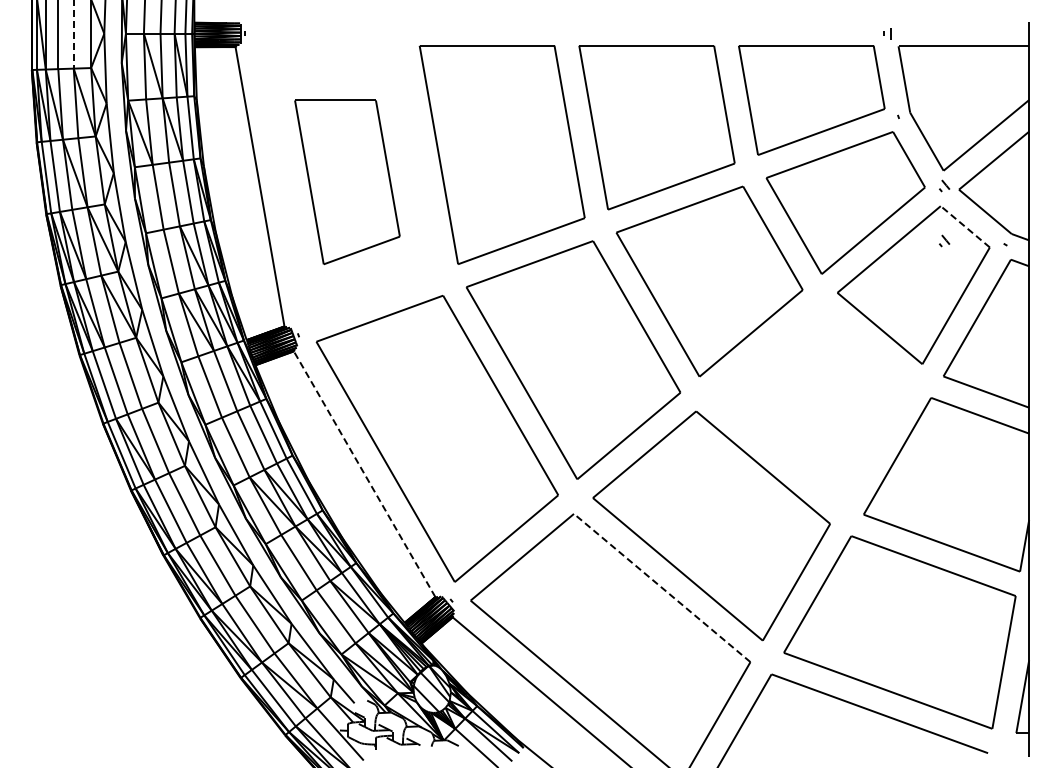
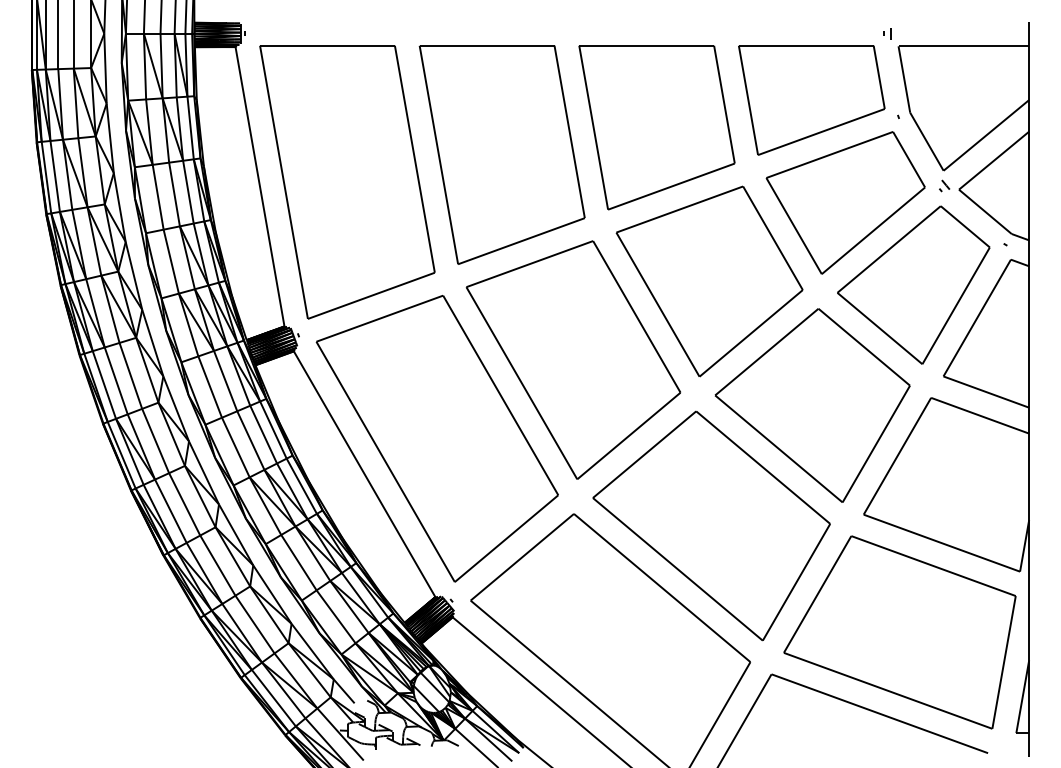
line: dashed -> solid (73, 34)
part size: 107x166 px -> 177x275 px (347, 182)
line: dashed -> solid (964, 226)
part: present -> none (944, 240)
part: none -> present (812, 405)
line: dashed -> solid (364, 474)
line: dashed -> solid (661, 587)
